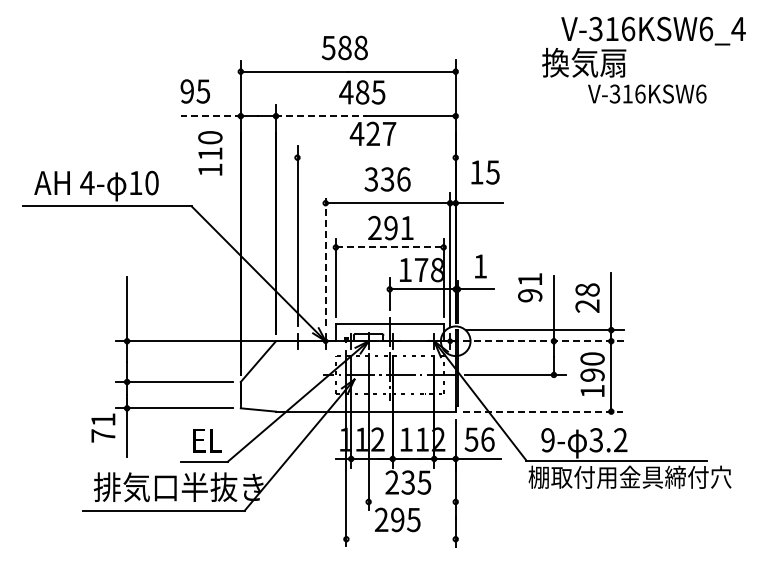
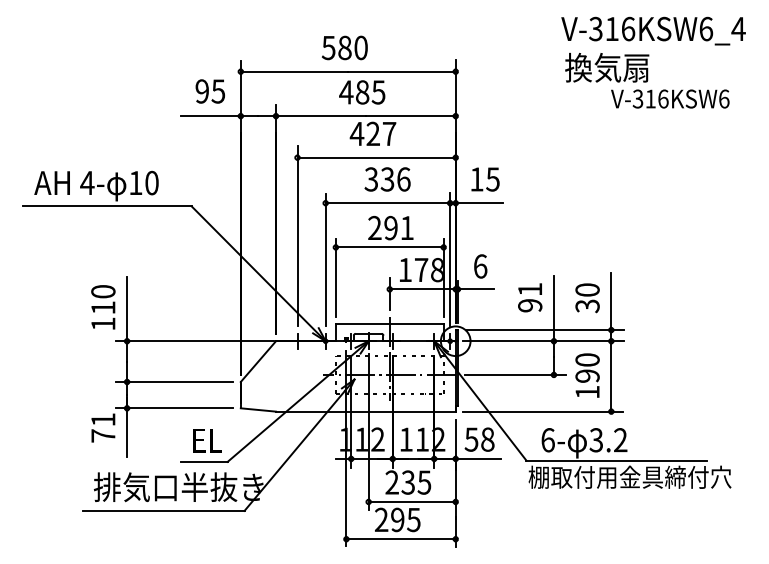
text: 588 -> 580 (360, 47)
text position: (624, 75) -> (647, 80) (647, 80)
text position: (194, 91) -> (209, 91) (209, 91)
line: dashed -> solid (210, 116)
line: dashed -> solid (321, 116)
text position: (210, 153) -> (103, 307) (103, 307)
line: none -> present (376, 157)
text position: (485, 172) -> (485, 179) (485, 179)
line: dashed -> solid (389, 247)
line: dashed -> solid (325, 259)
text: 1 -> 6 (480, 266)
text position: (530, 287) -> (530, 297) (530, 297)
text: 28 -> 30 (587, 298)
line: dashed -> solid (543, 341)
text position: (592, 374) -> (587, 375) (587, 375)
line: dashed -> solid (543, 411)
text: 56 -> 58 (487, 439)
text: 9- -> 6- (547, 440)
line: none -> present (411, 501)
line: none -> present (400, 539)
